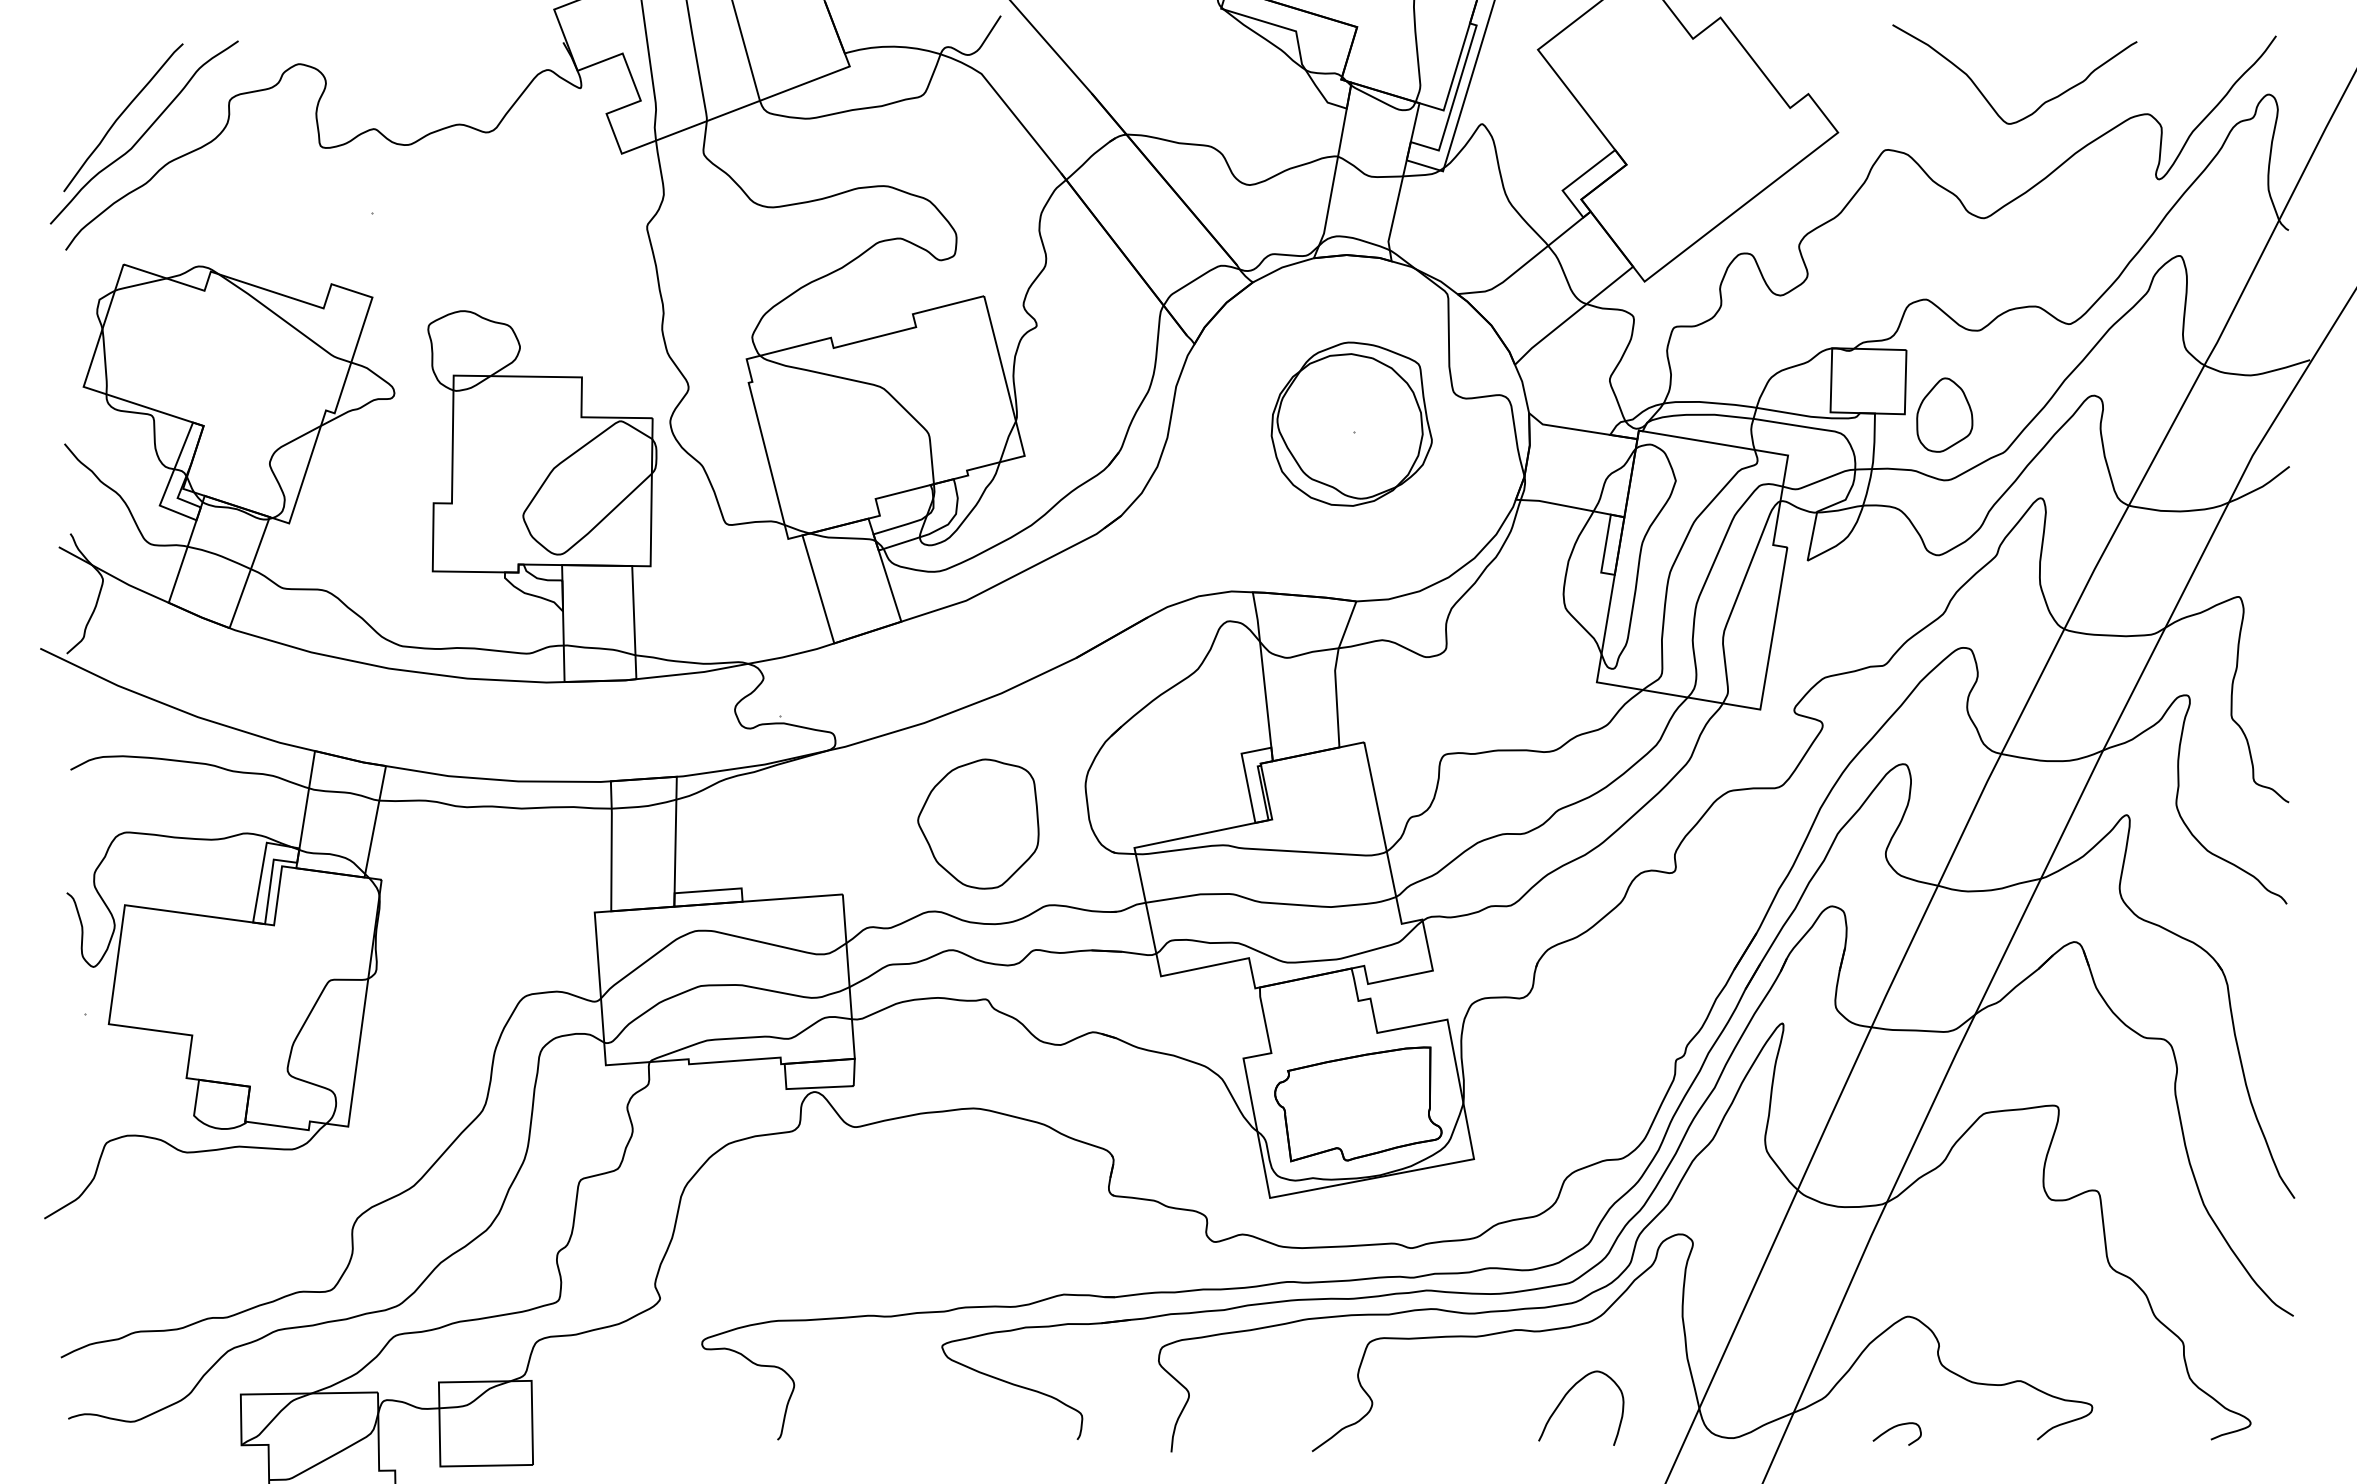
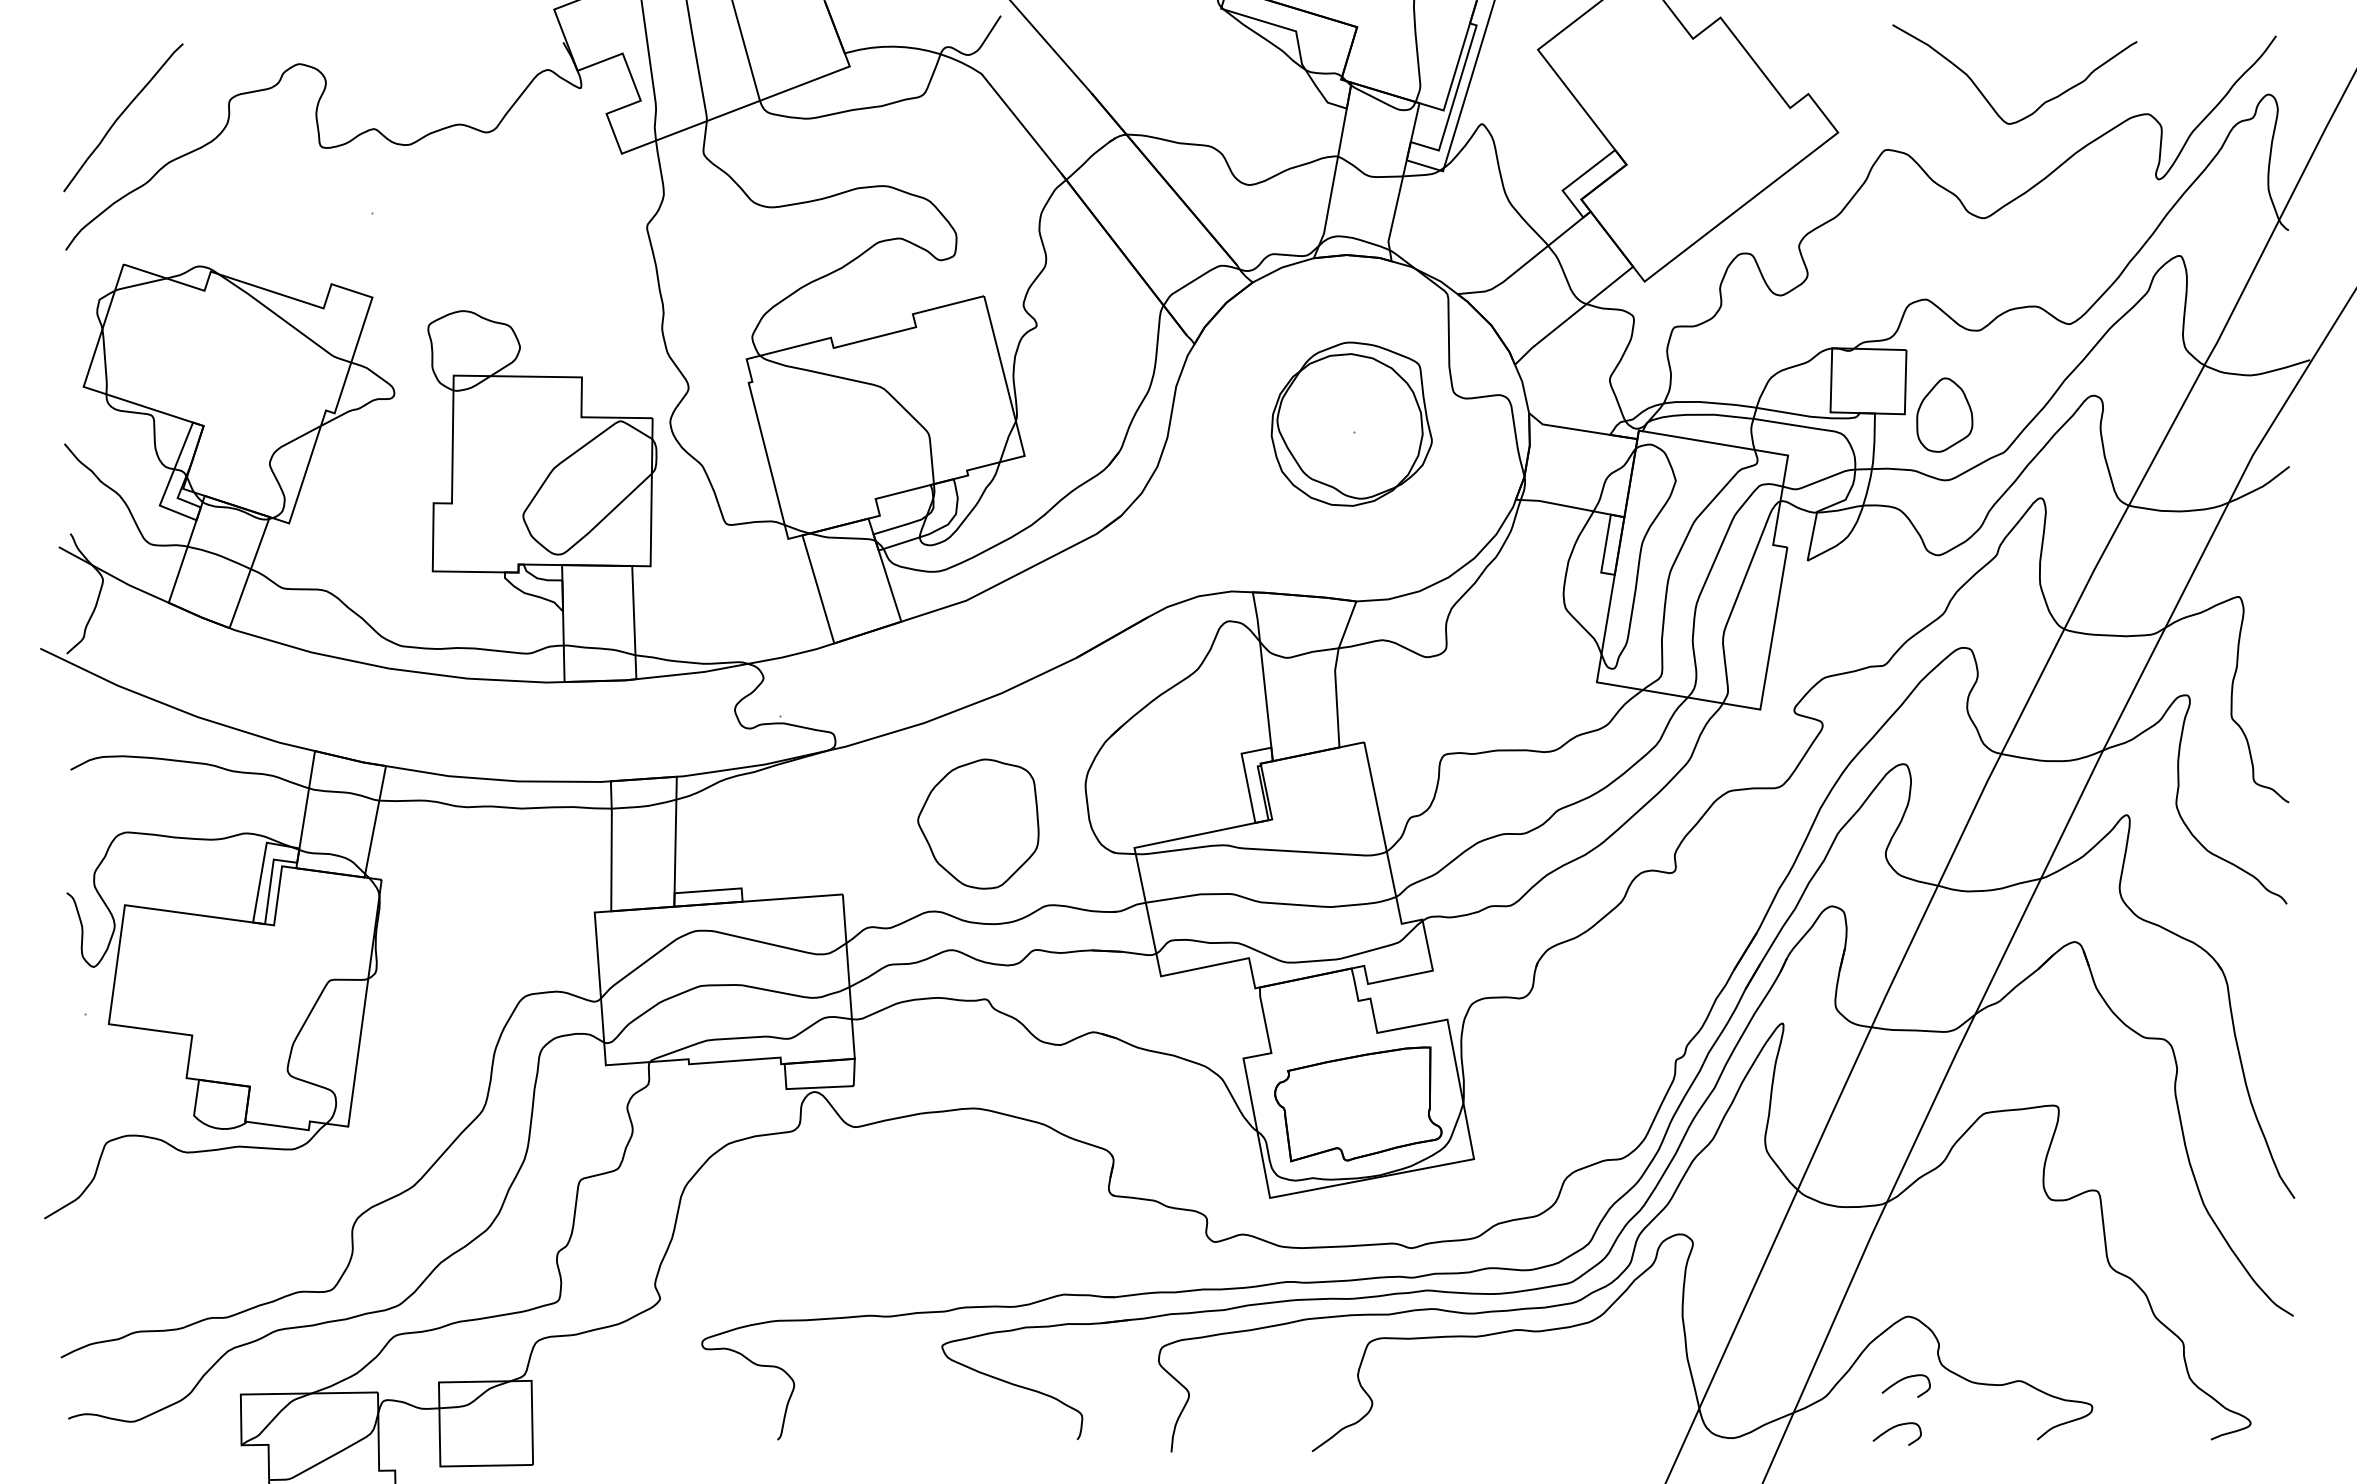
curve: present -> none (144, 132)
curve: none -> present (1902, 1380)
curve: present -> none (1565, 1397)
